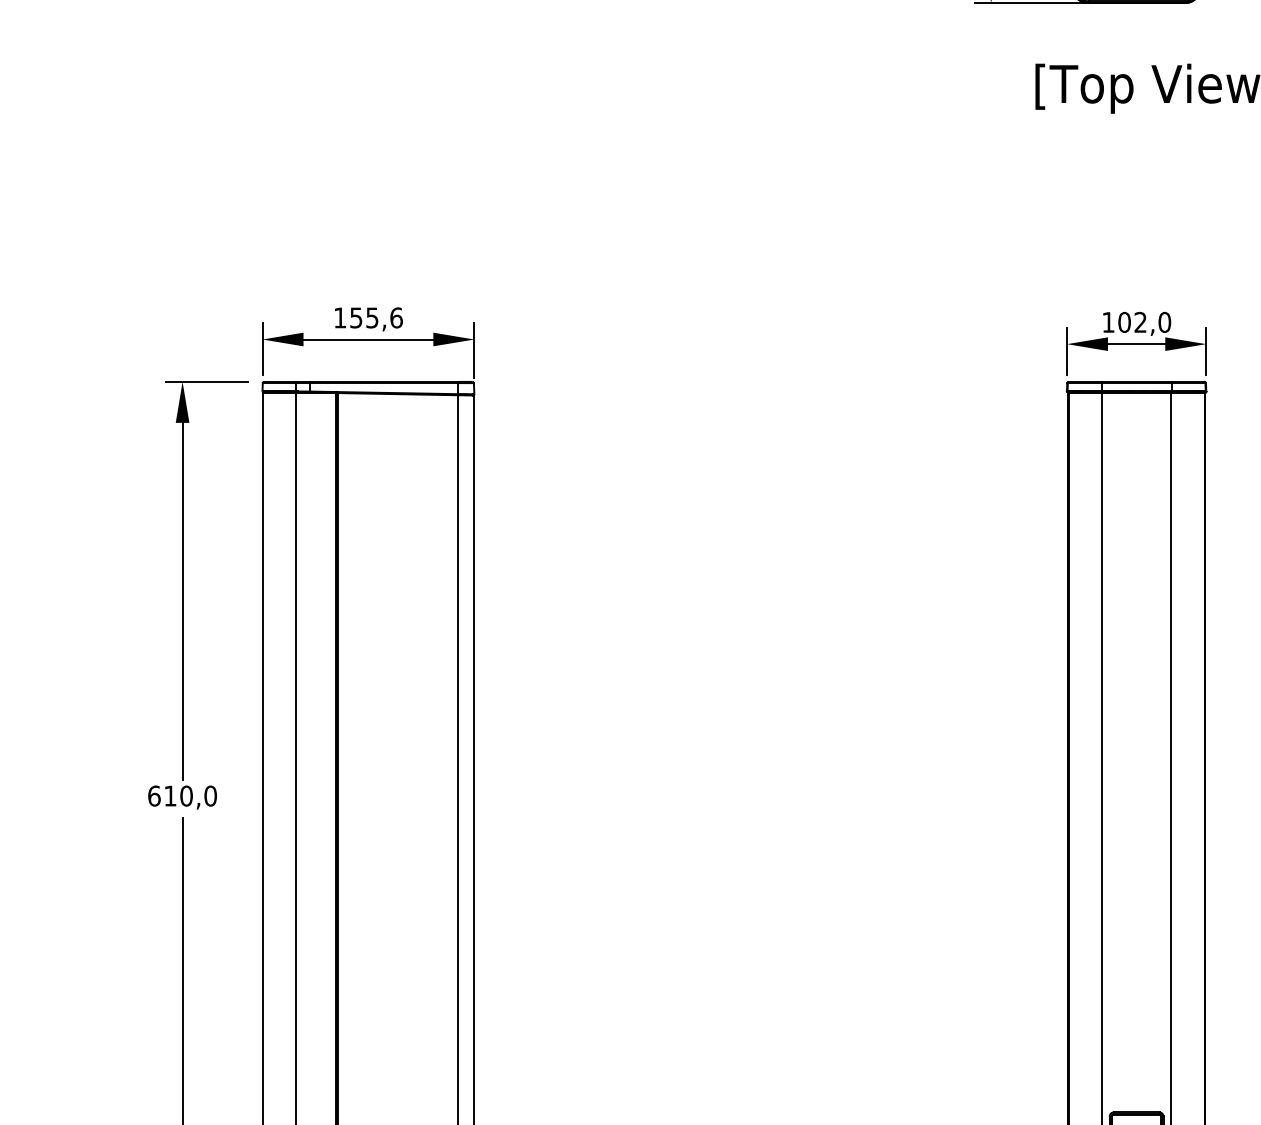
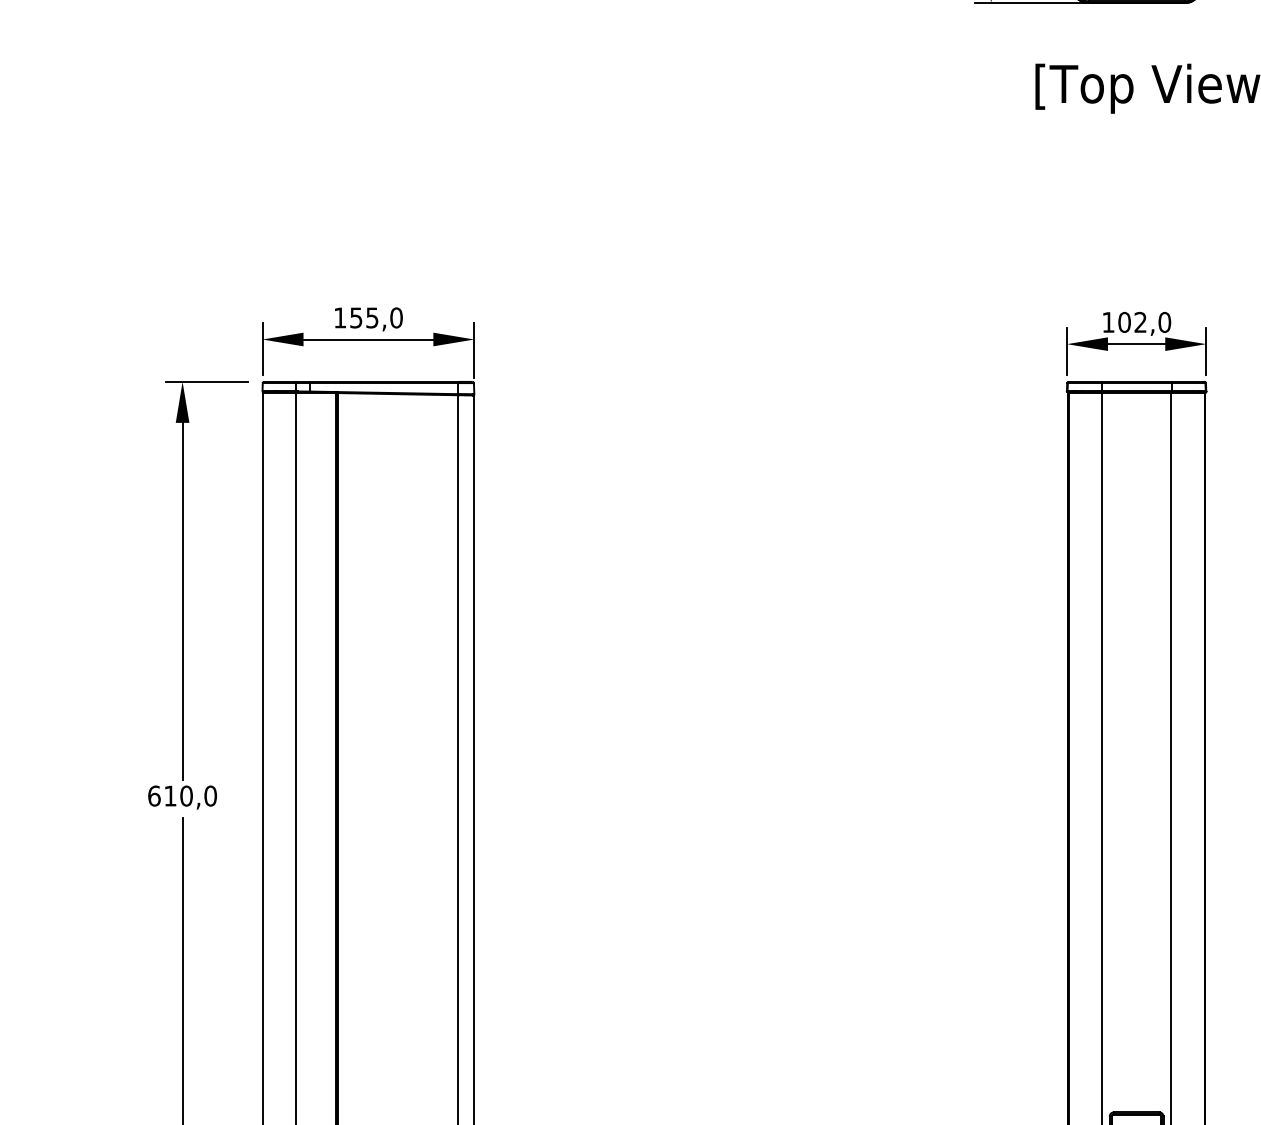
text: 155,6 -> 155,0 (396, 317)
